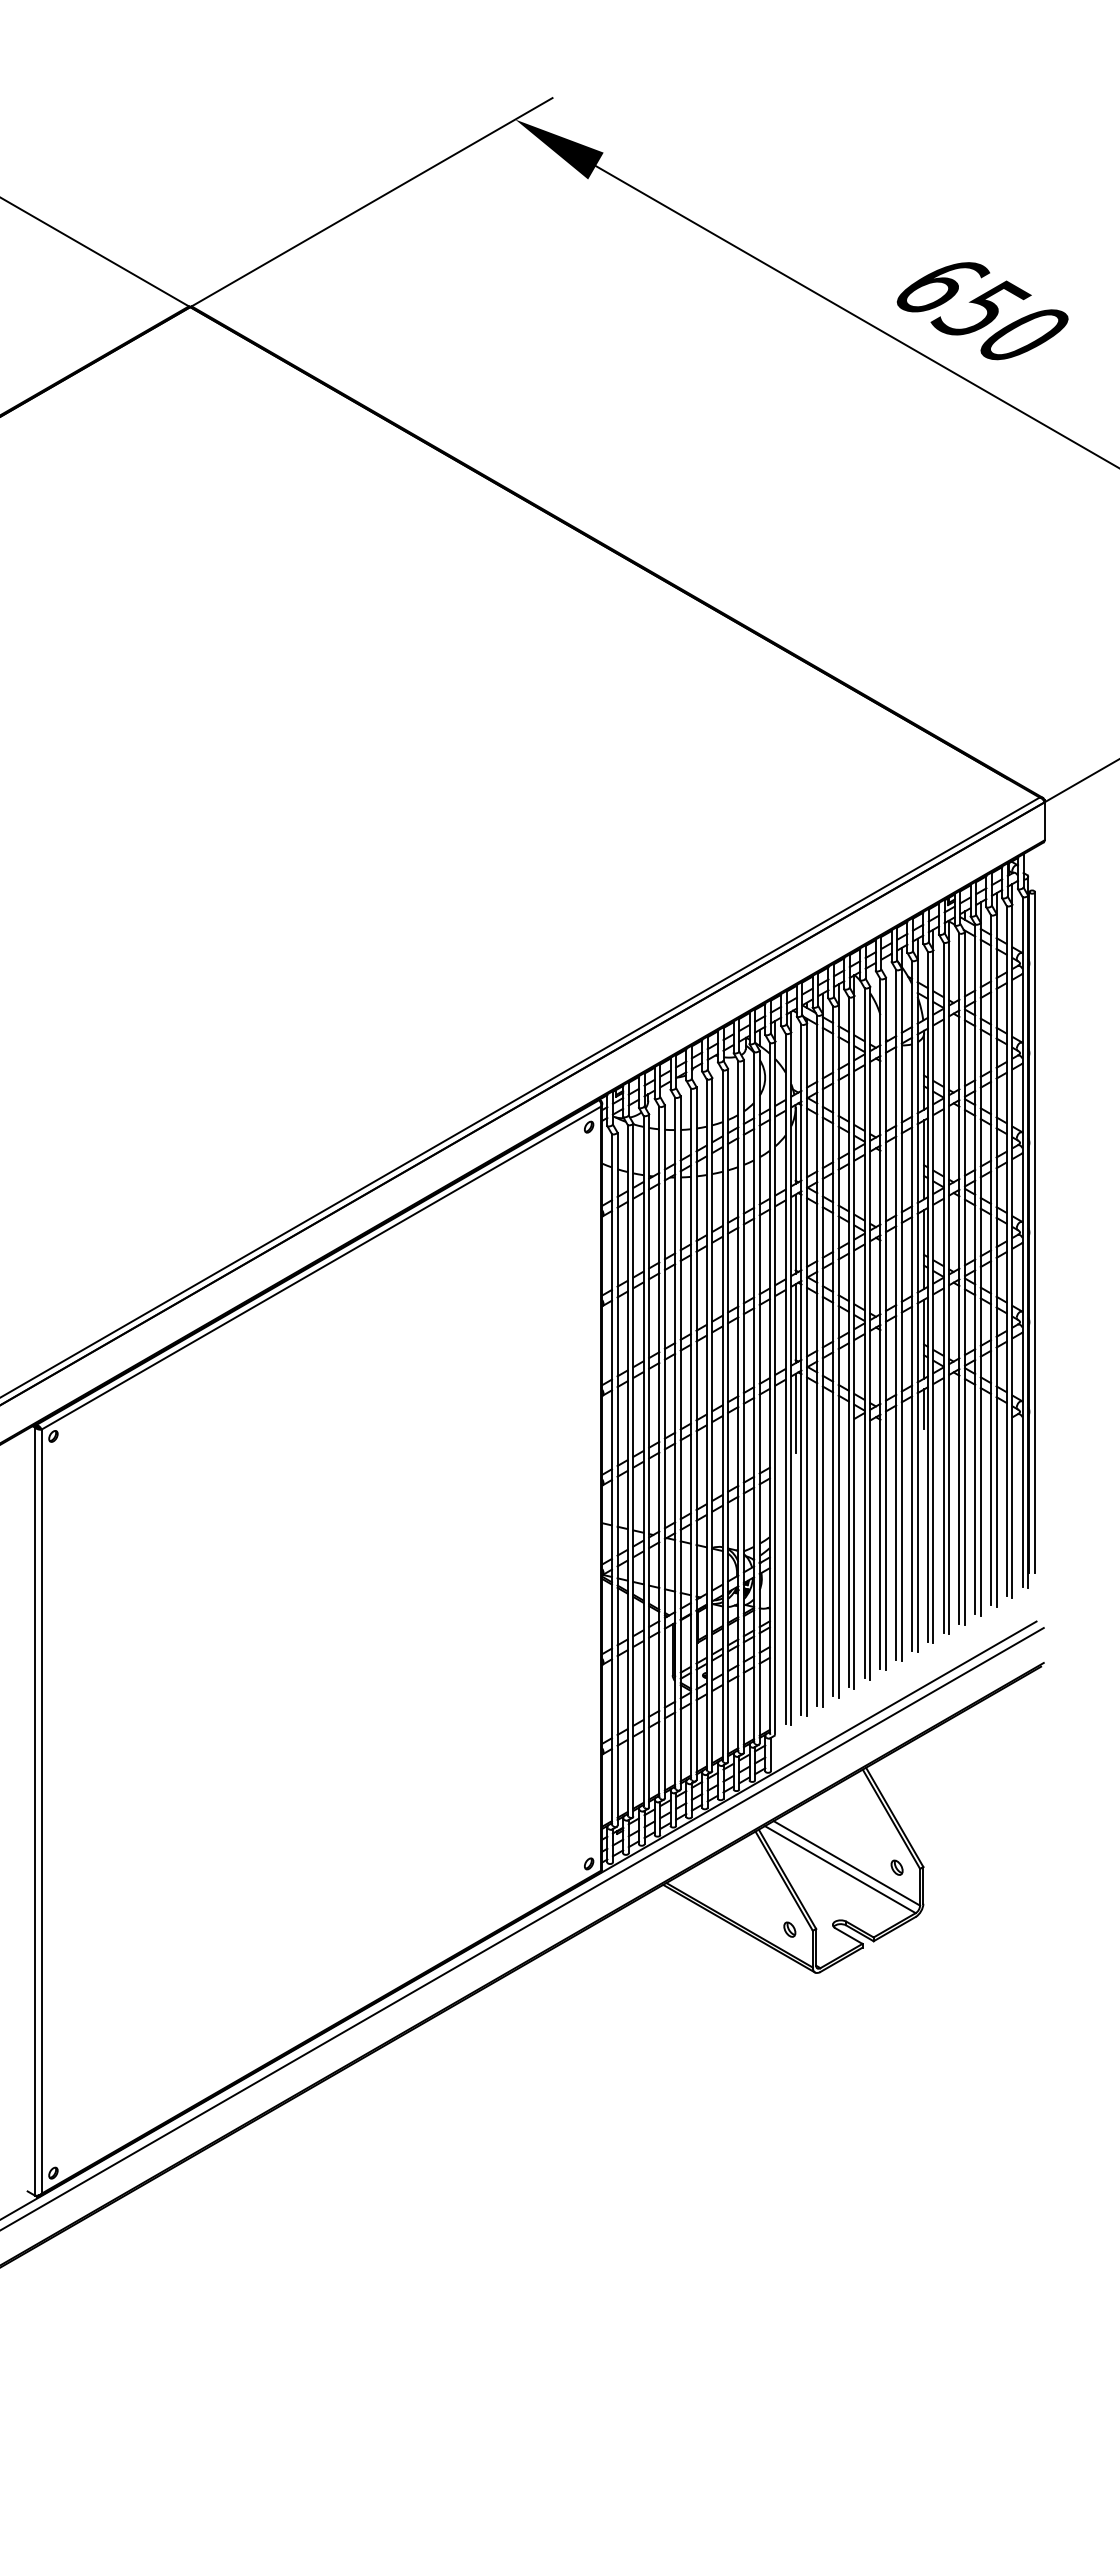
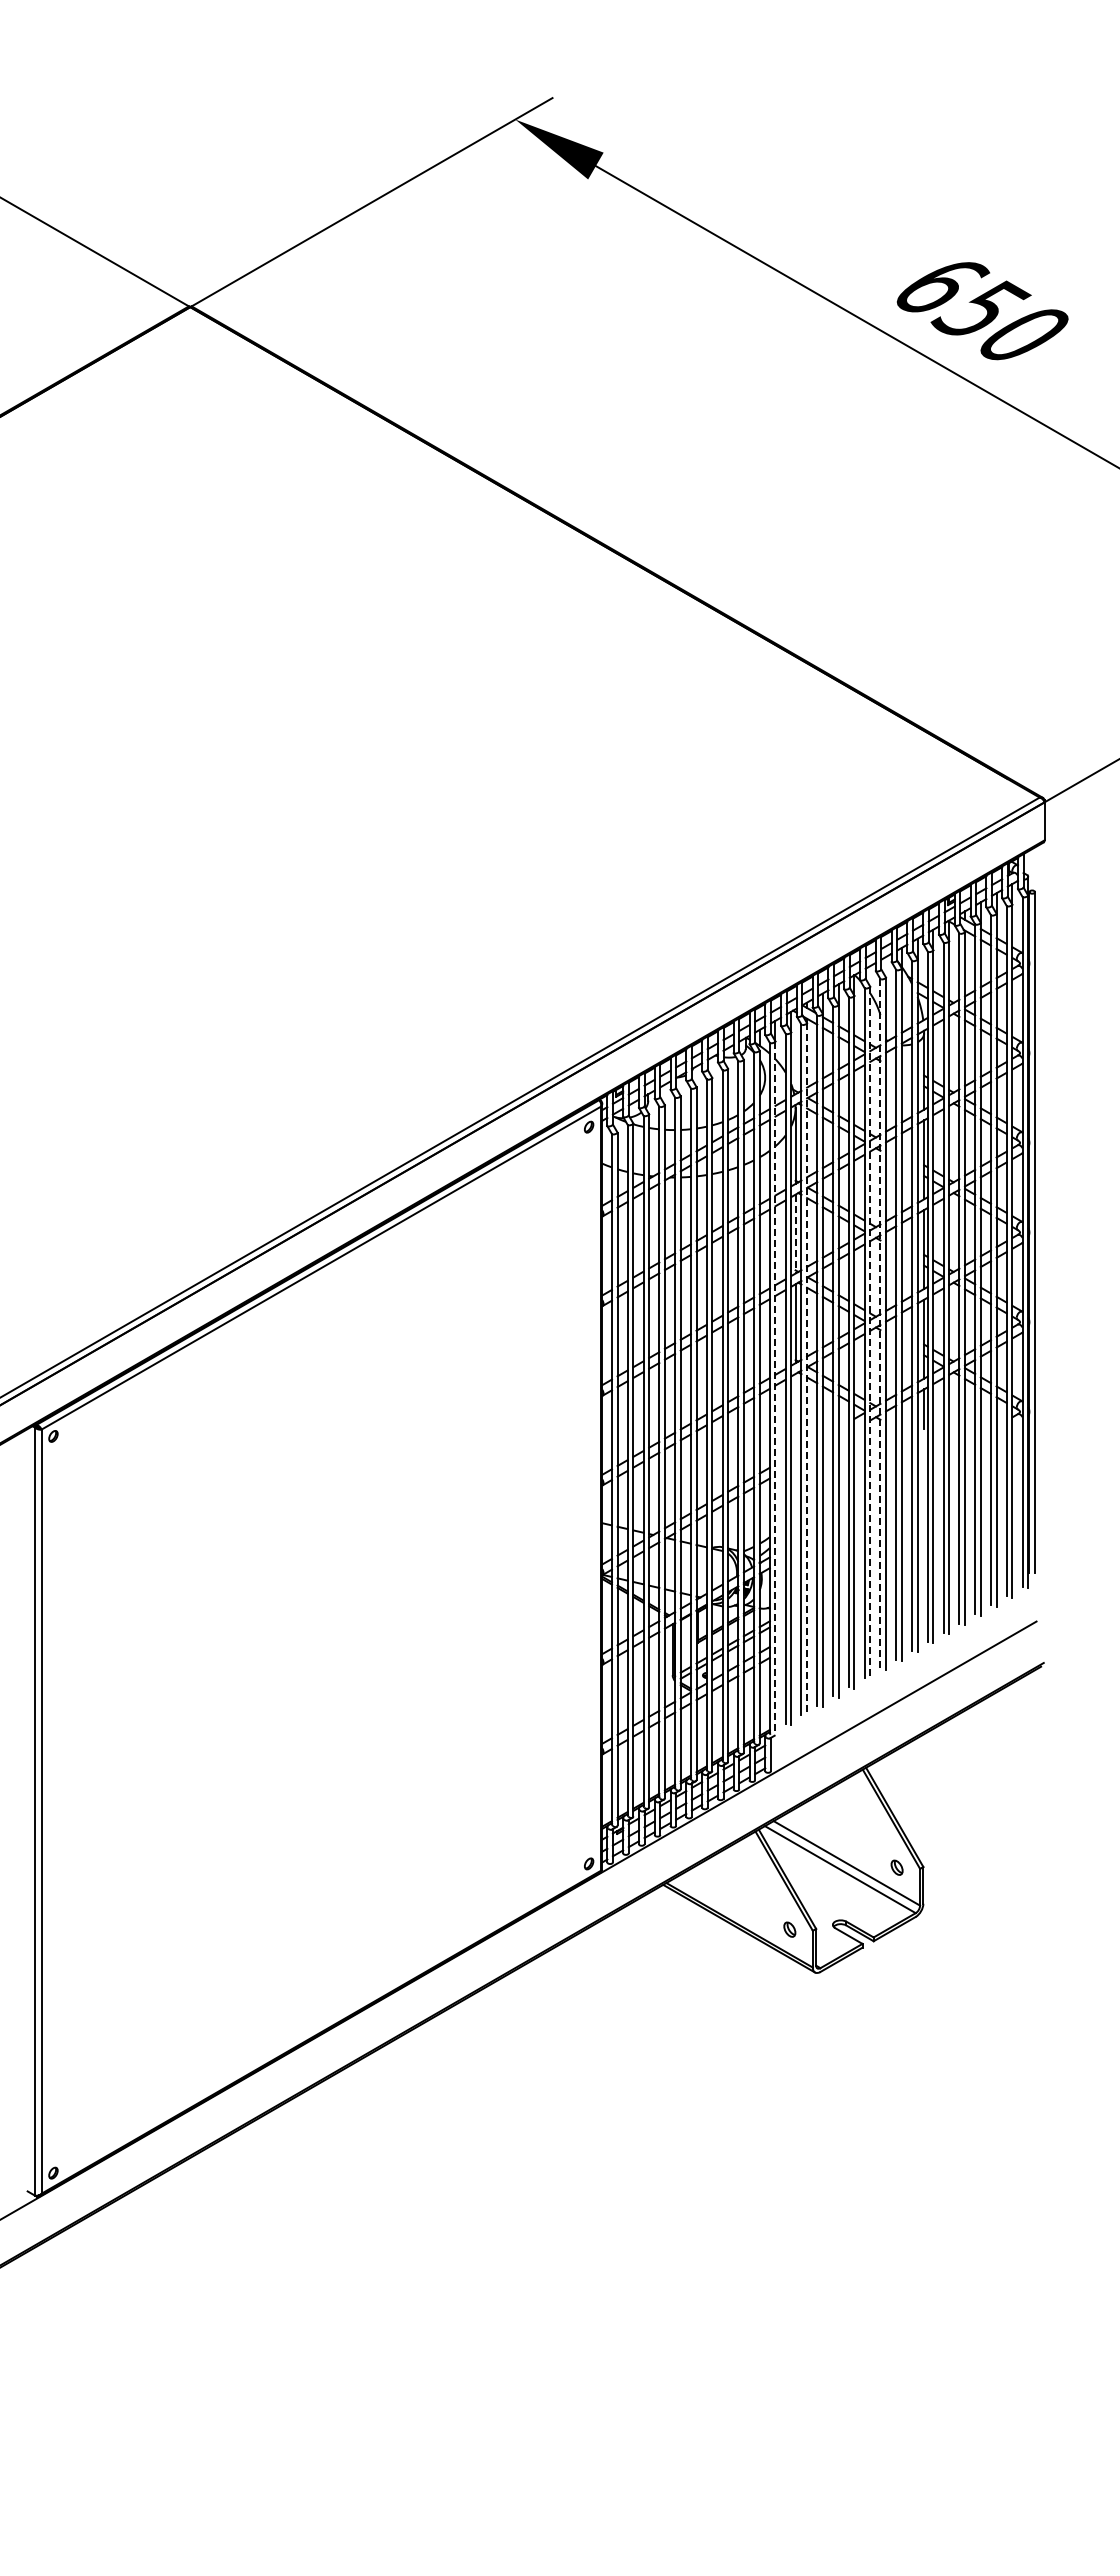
line: solid -> dashed (795, 1234)
line: solid -> dashed (880, 1324)
line: solid -> dashed (870, 1333)
line: solid -> dashed (807, 1370)
line: solid -> dashed (775, 1388)
line: present -> none (795, 1412)
line: present -> none (522, 1928)
